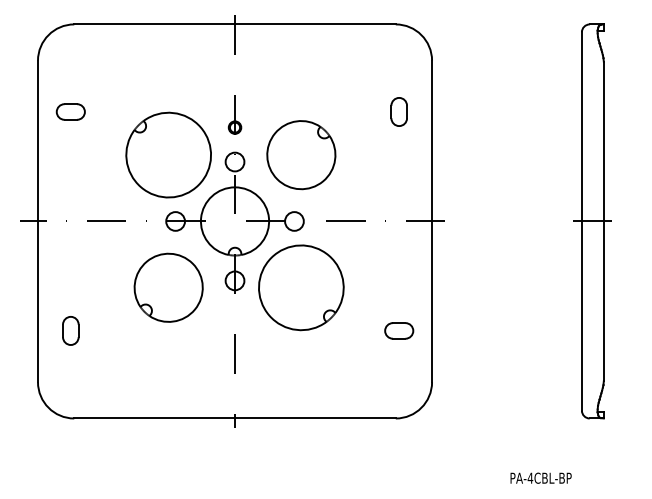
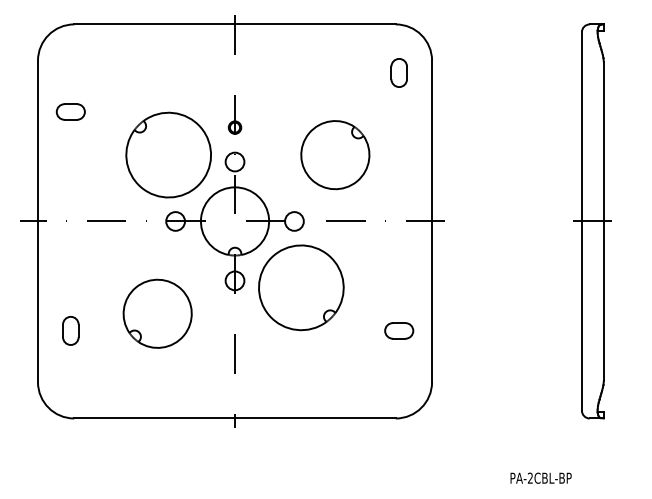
part position: (398, 111) -> (398, 72) (398, 72)
part position: (301, 155) -> (335, 155) (335, 155)
part position: (168, 287) -> (157, 313) (157, 313)
text: PA-4CBL-BP -> PA-2CBL-BP (530, 477)
